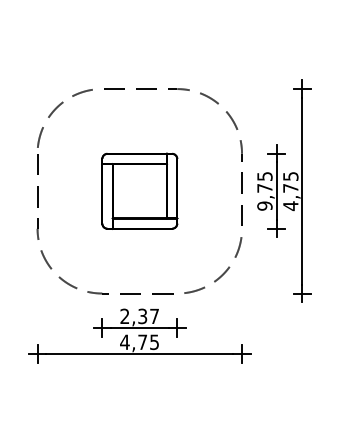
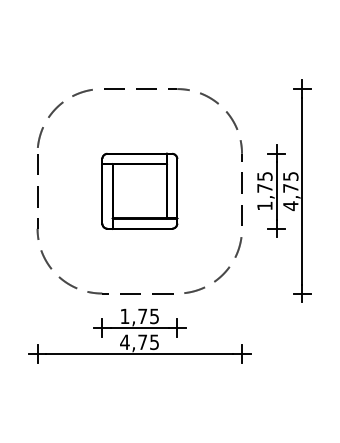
text: 9,75 -> 1,75 (264, 205)
text: 2,37 -> 1,75 (139, 316)
